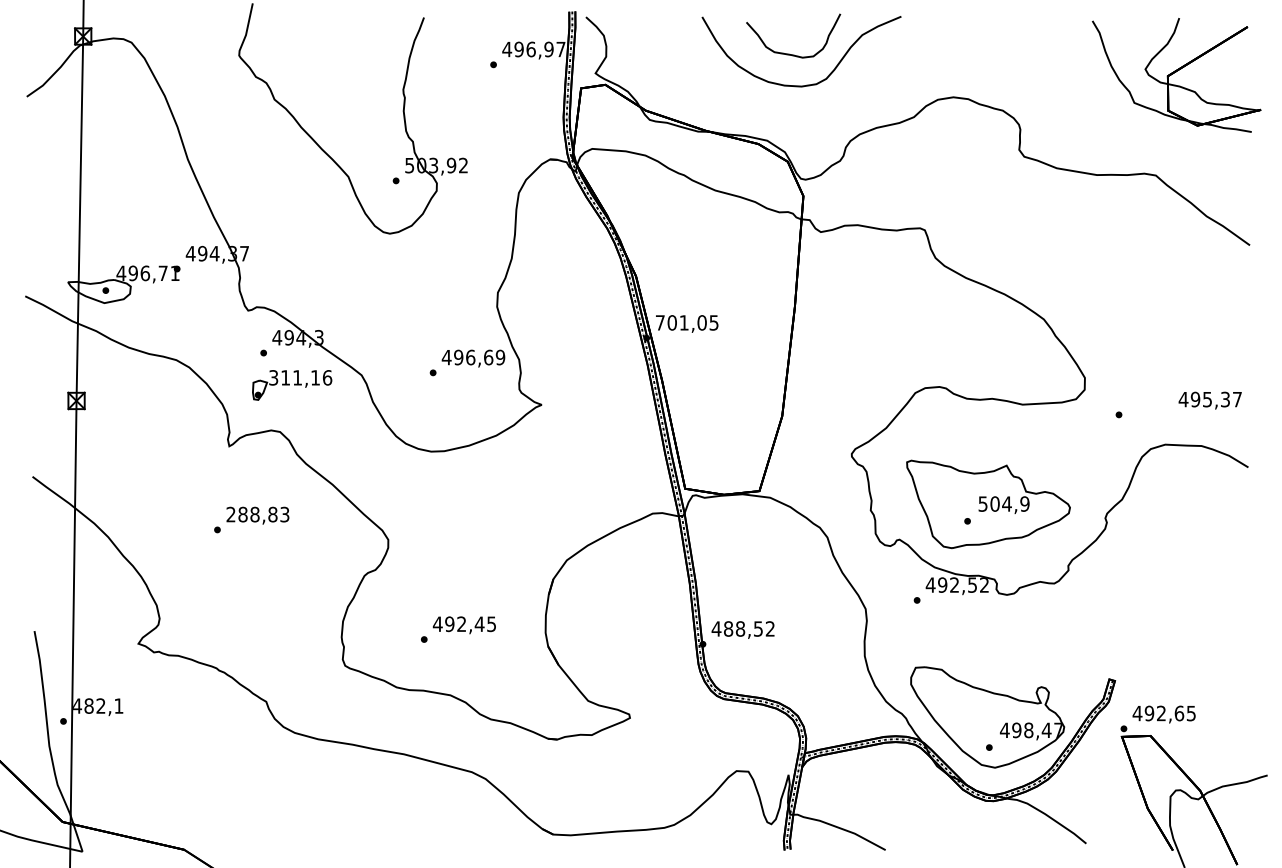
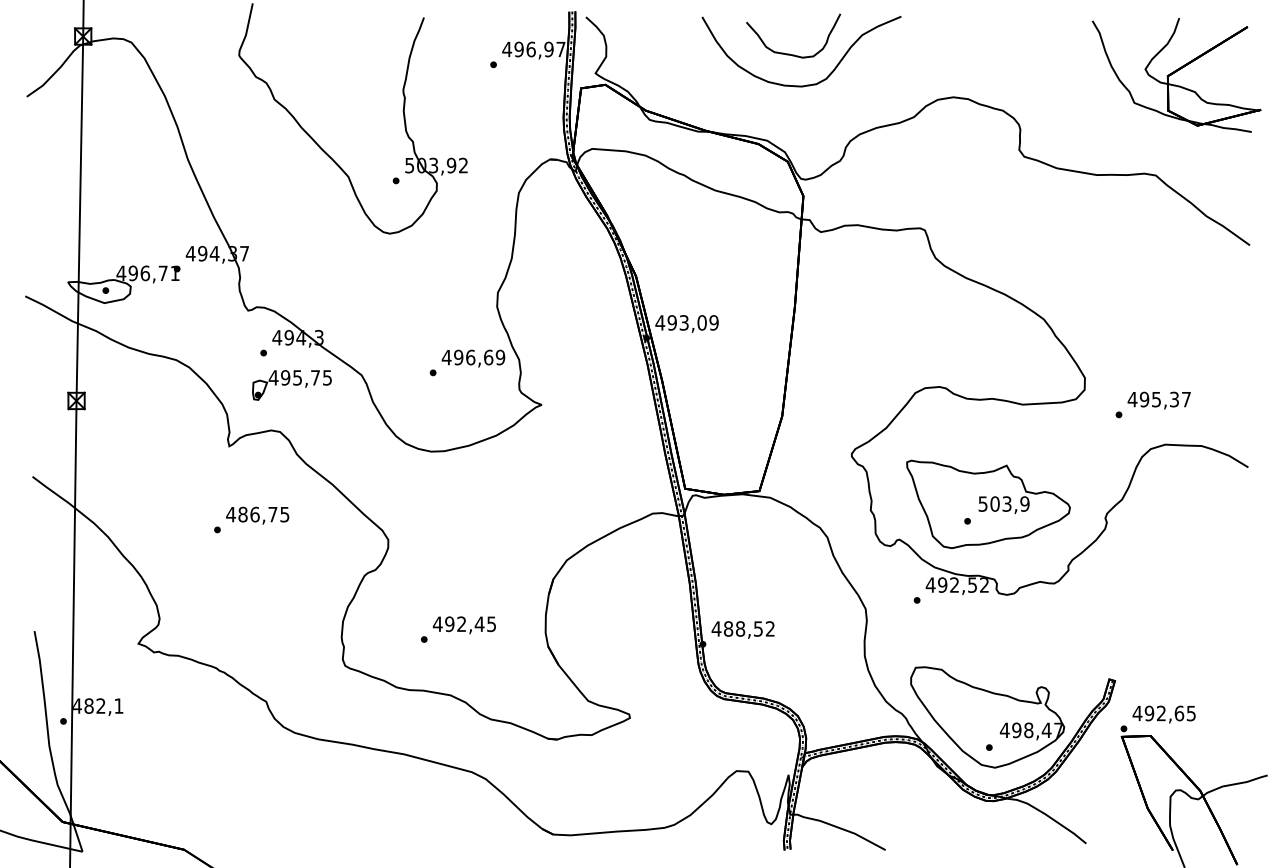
text: 701,05 -> 493,09 (686, 322)
text: 311,16 -> 495,75 (300, 377)
text position: (1209, 400) -> (1158, 400) (1158, 400)
text: 504,9 -> 503,9 (1006, 503)
text: 288,83 -> 486,75 (257, 514)
